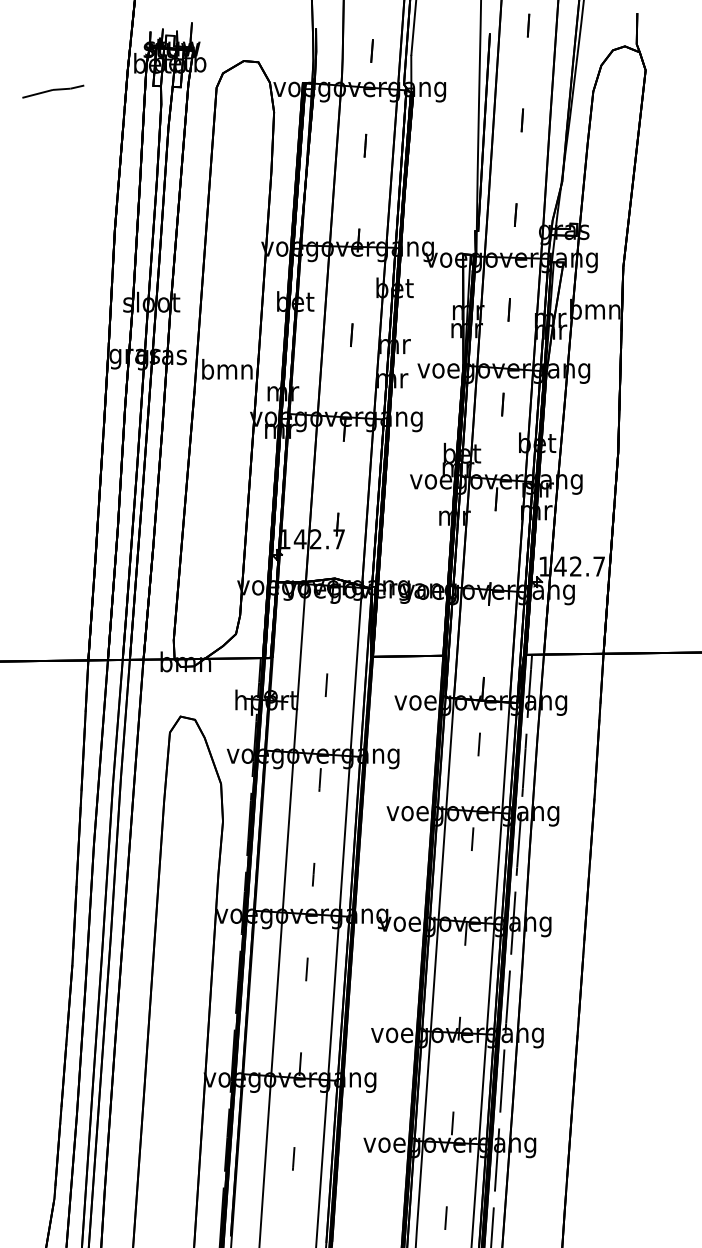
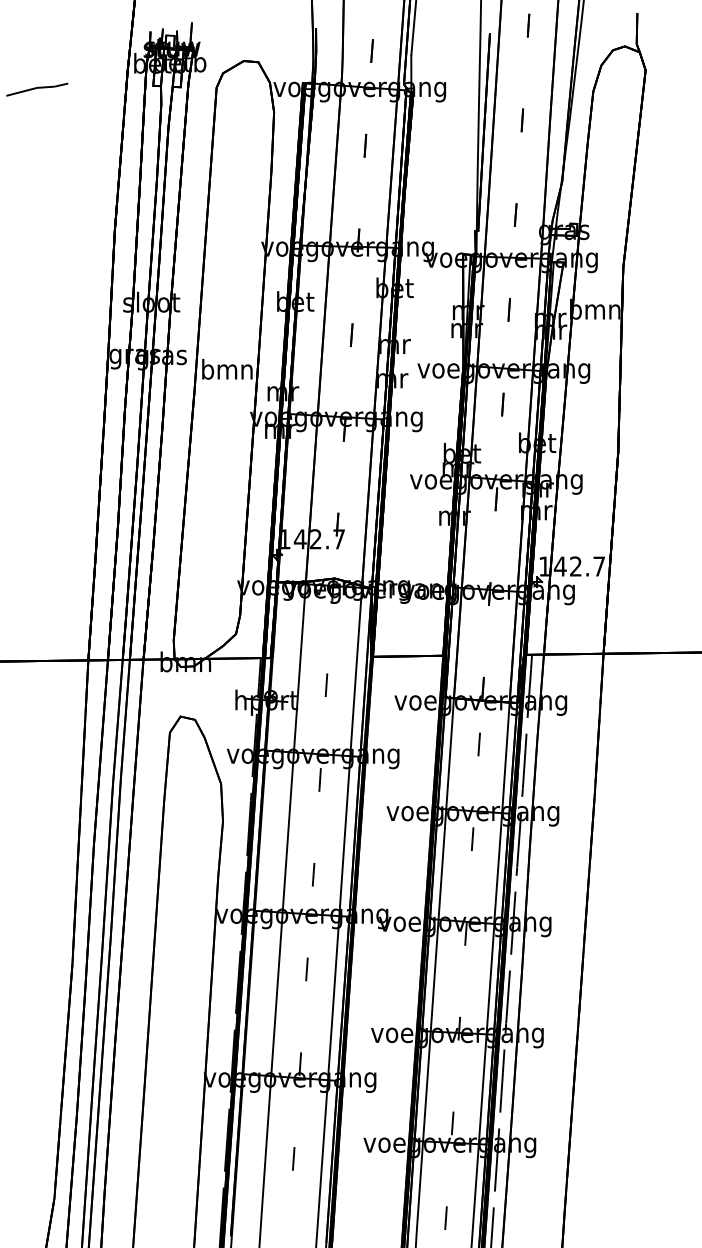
line position: (53, 90) -> (37, 88) (37, 88)
